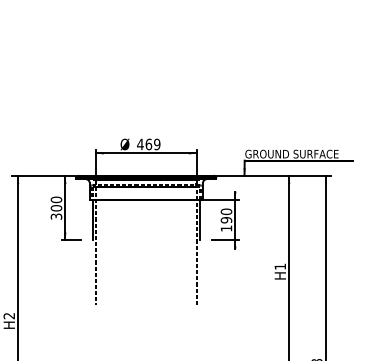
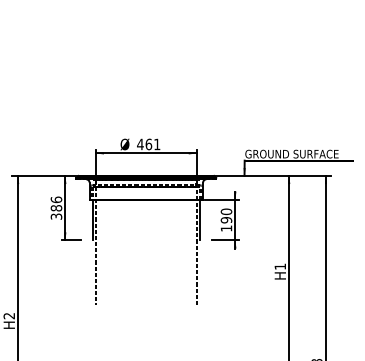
text: 469 -> 461 (157, 144)
text: 300 -> 386 (55, 203)
